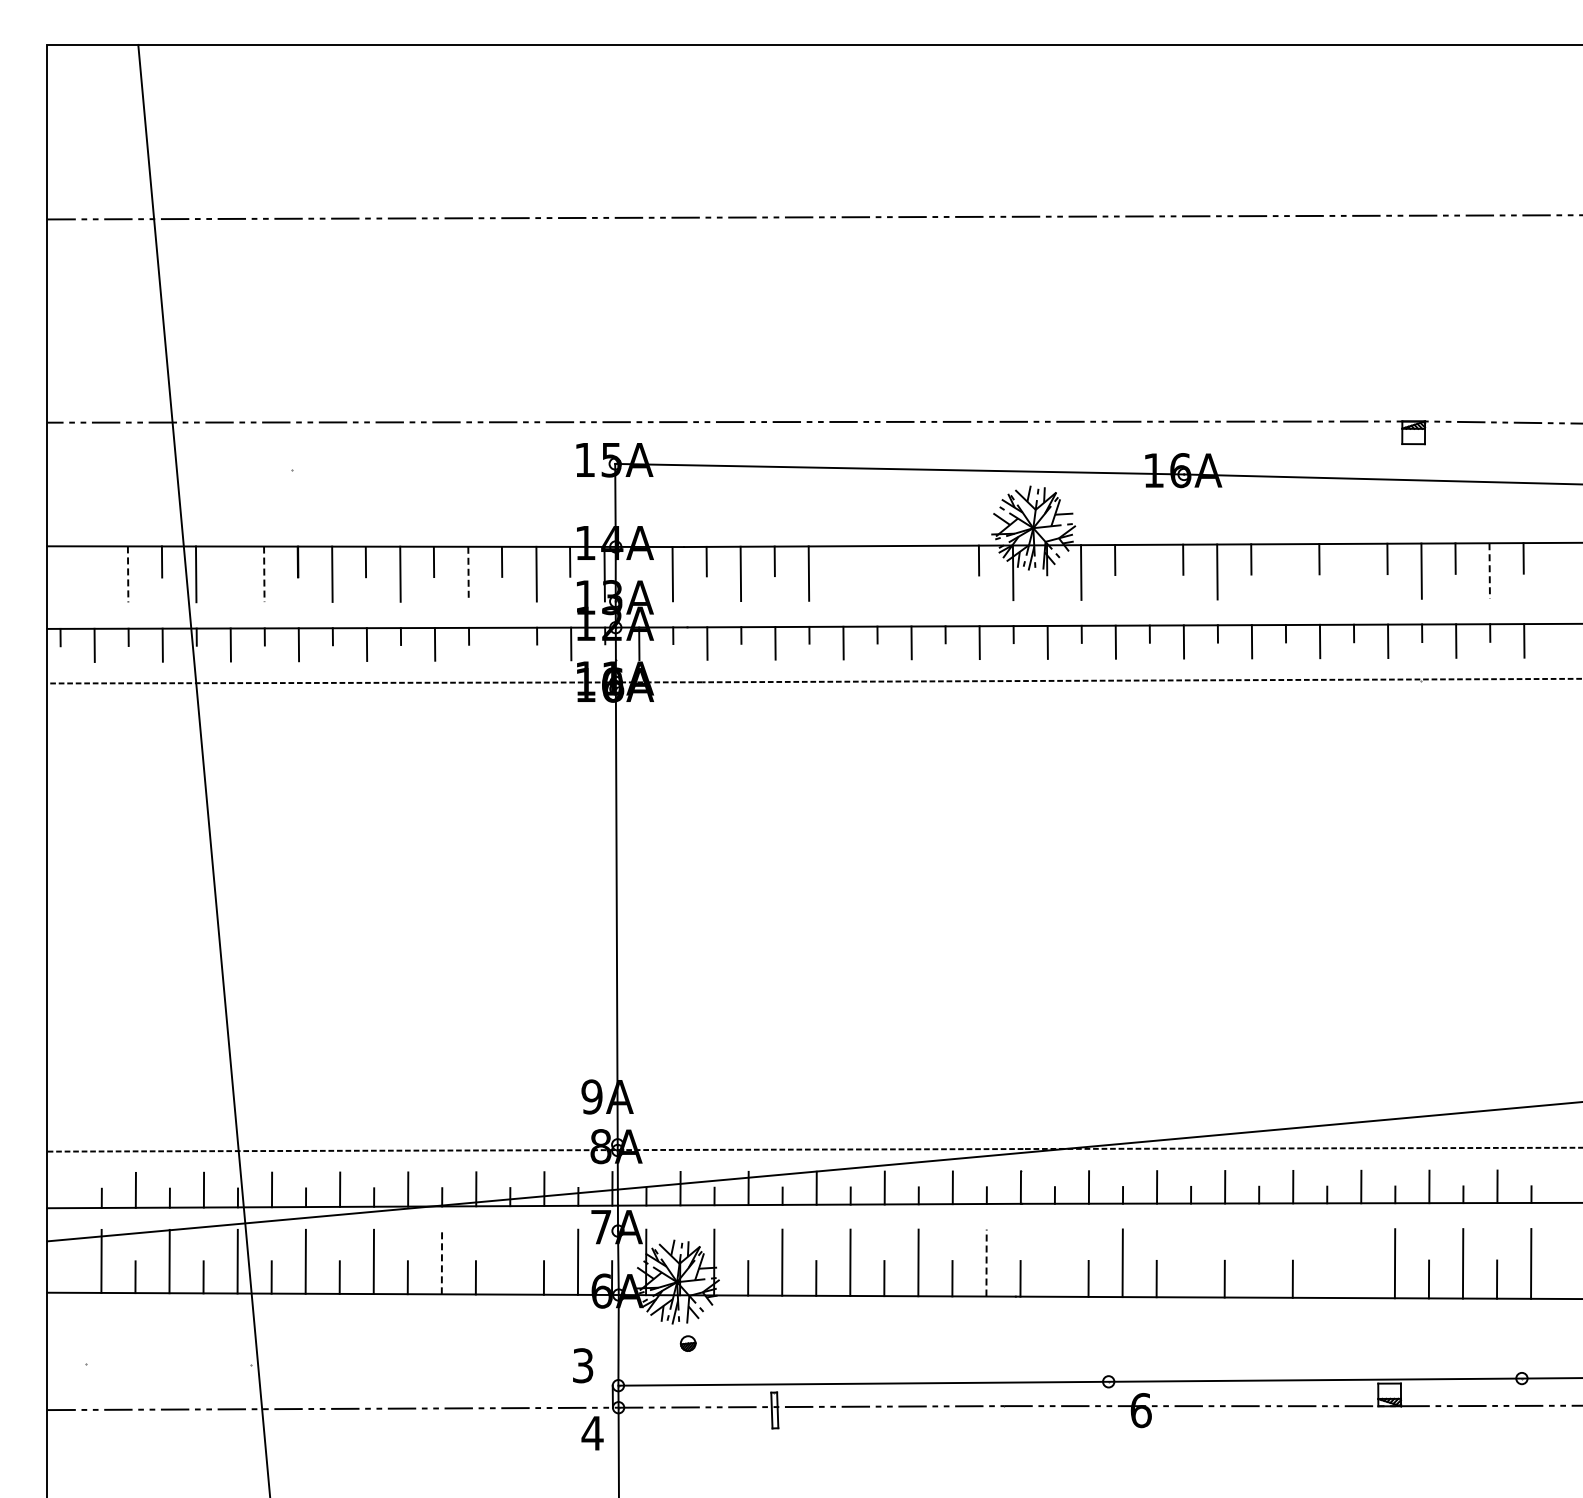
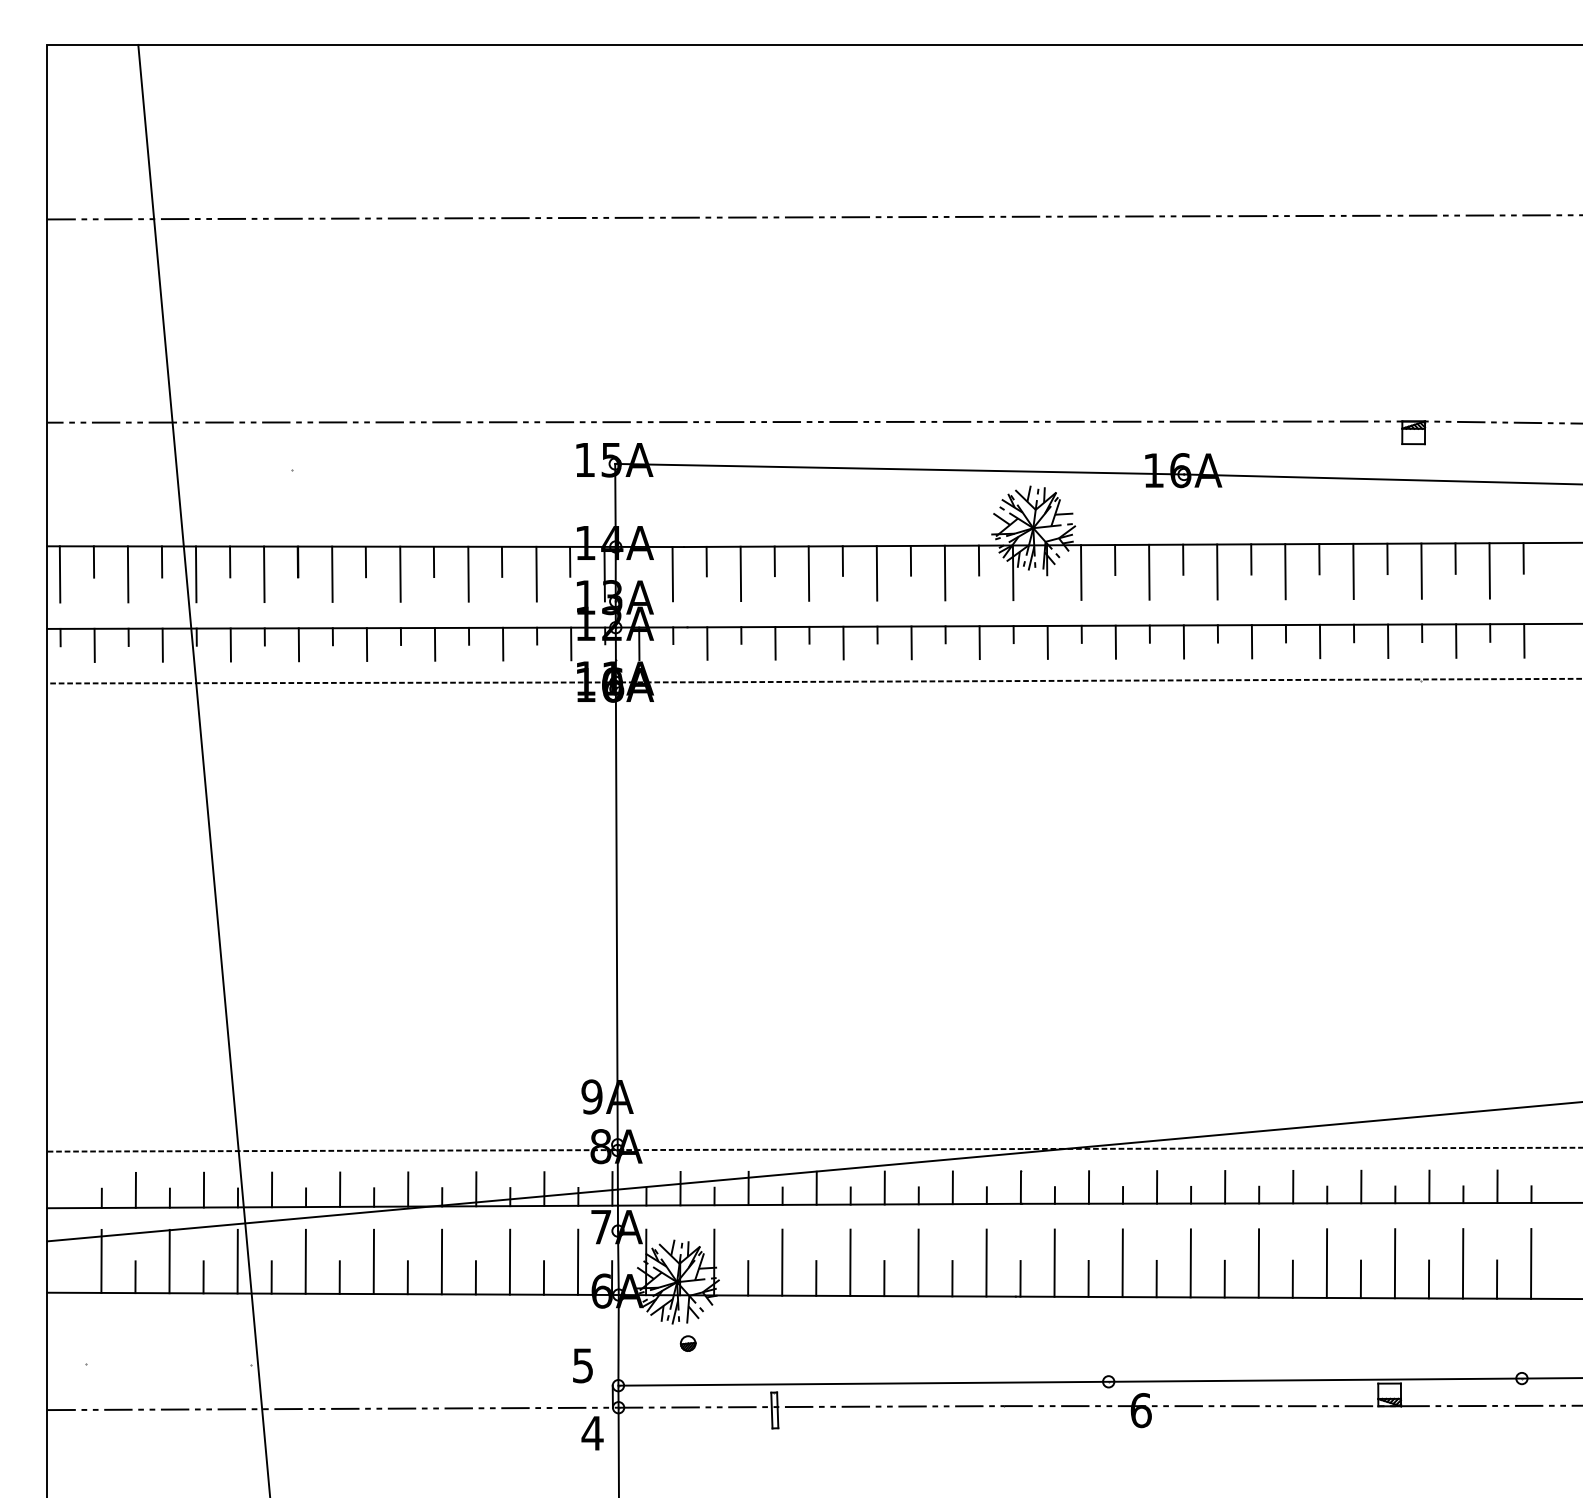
line: none -> present (842, 560)
line: none -> present (910, 560)
line: none -> present (93, 561)
line: none -> present (230, 561)
line: dashed -> solid (1489, 570)
line: none -> present (1149, 571)
line: none -> present (1285, 571)
line: none -> present (1353, 571)
line: none -> present (944, 572)
line: none -> present (876, 573)
line: none -> present (59, 574)
line: dashed -> solid (128, 574)
line: dashed -> solid (264, 574)
line: dashed -> solid (468, 574)
line: none -> present (503, 643)
line: dashed -> solid (441, 1261)
line: none -> present (509, 1261)
line: dashed -> solid (986, 1262)
line: none -> present (1054, 1262)
line: none -> present (1190, 1263)
line: none -> present (1258, 1263)
line: none -> present (1326, 1263)
line: none -> present (1360, 1279)
text: 3 -> 5 (583, 1365)
